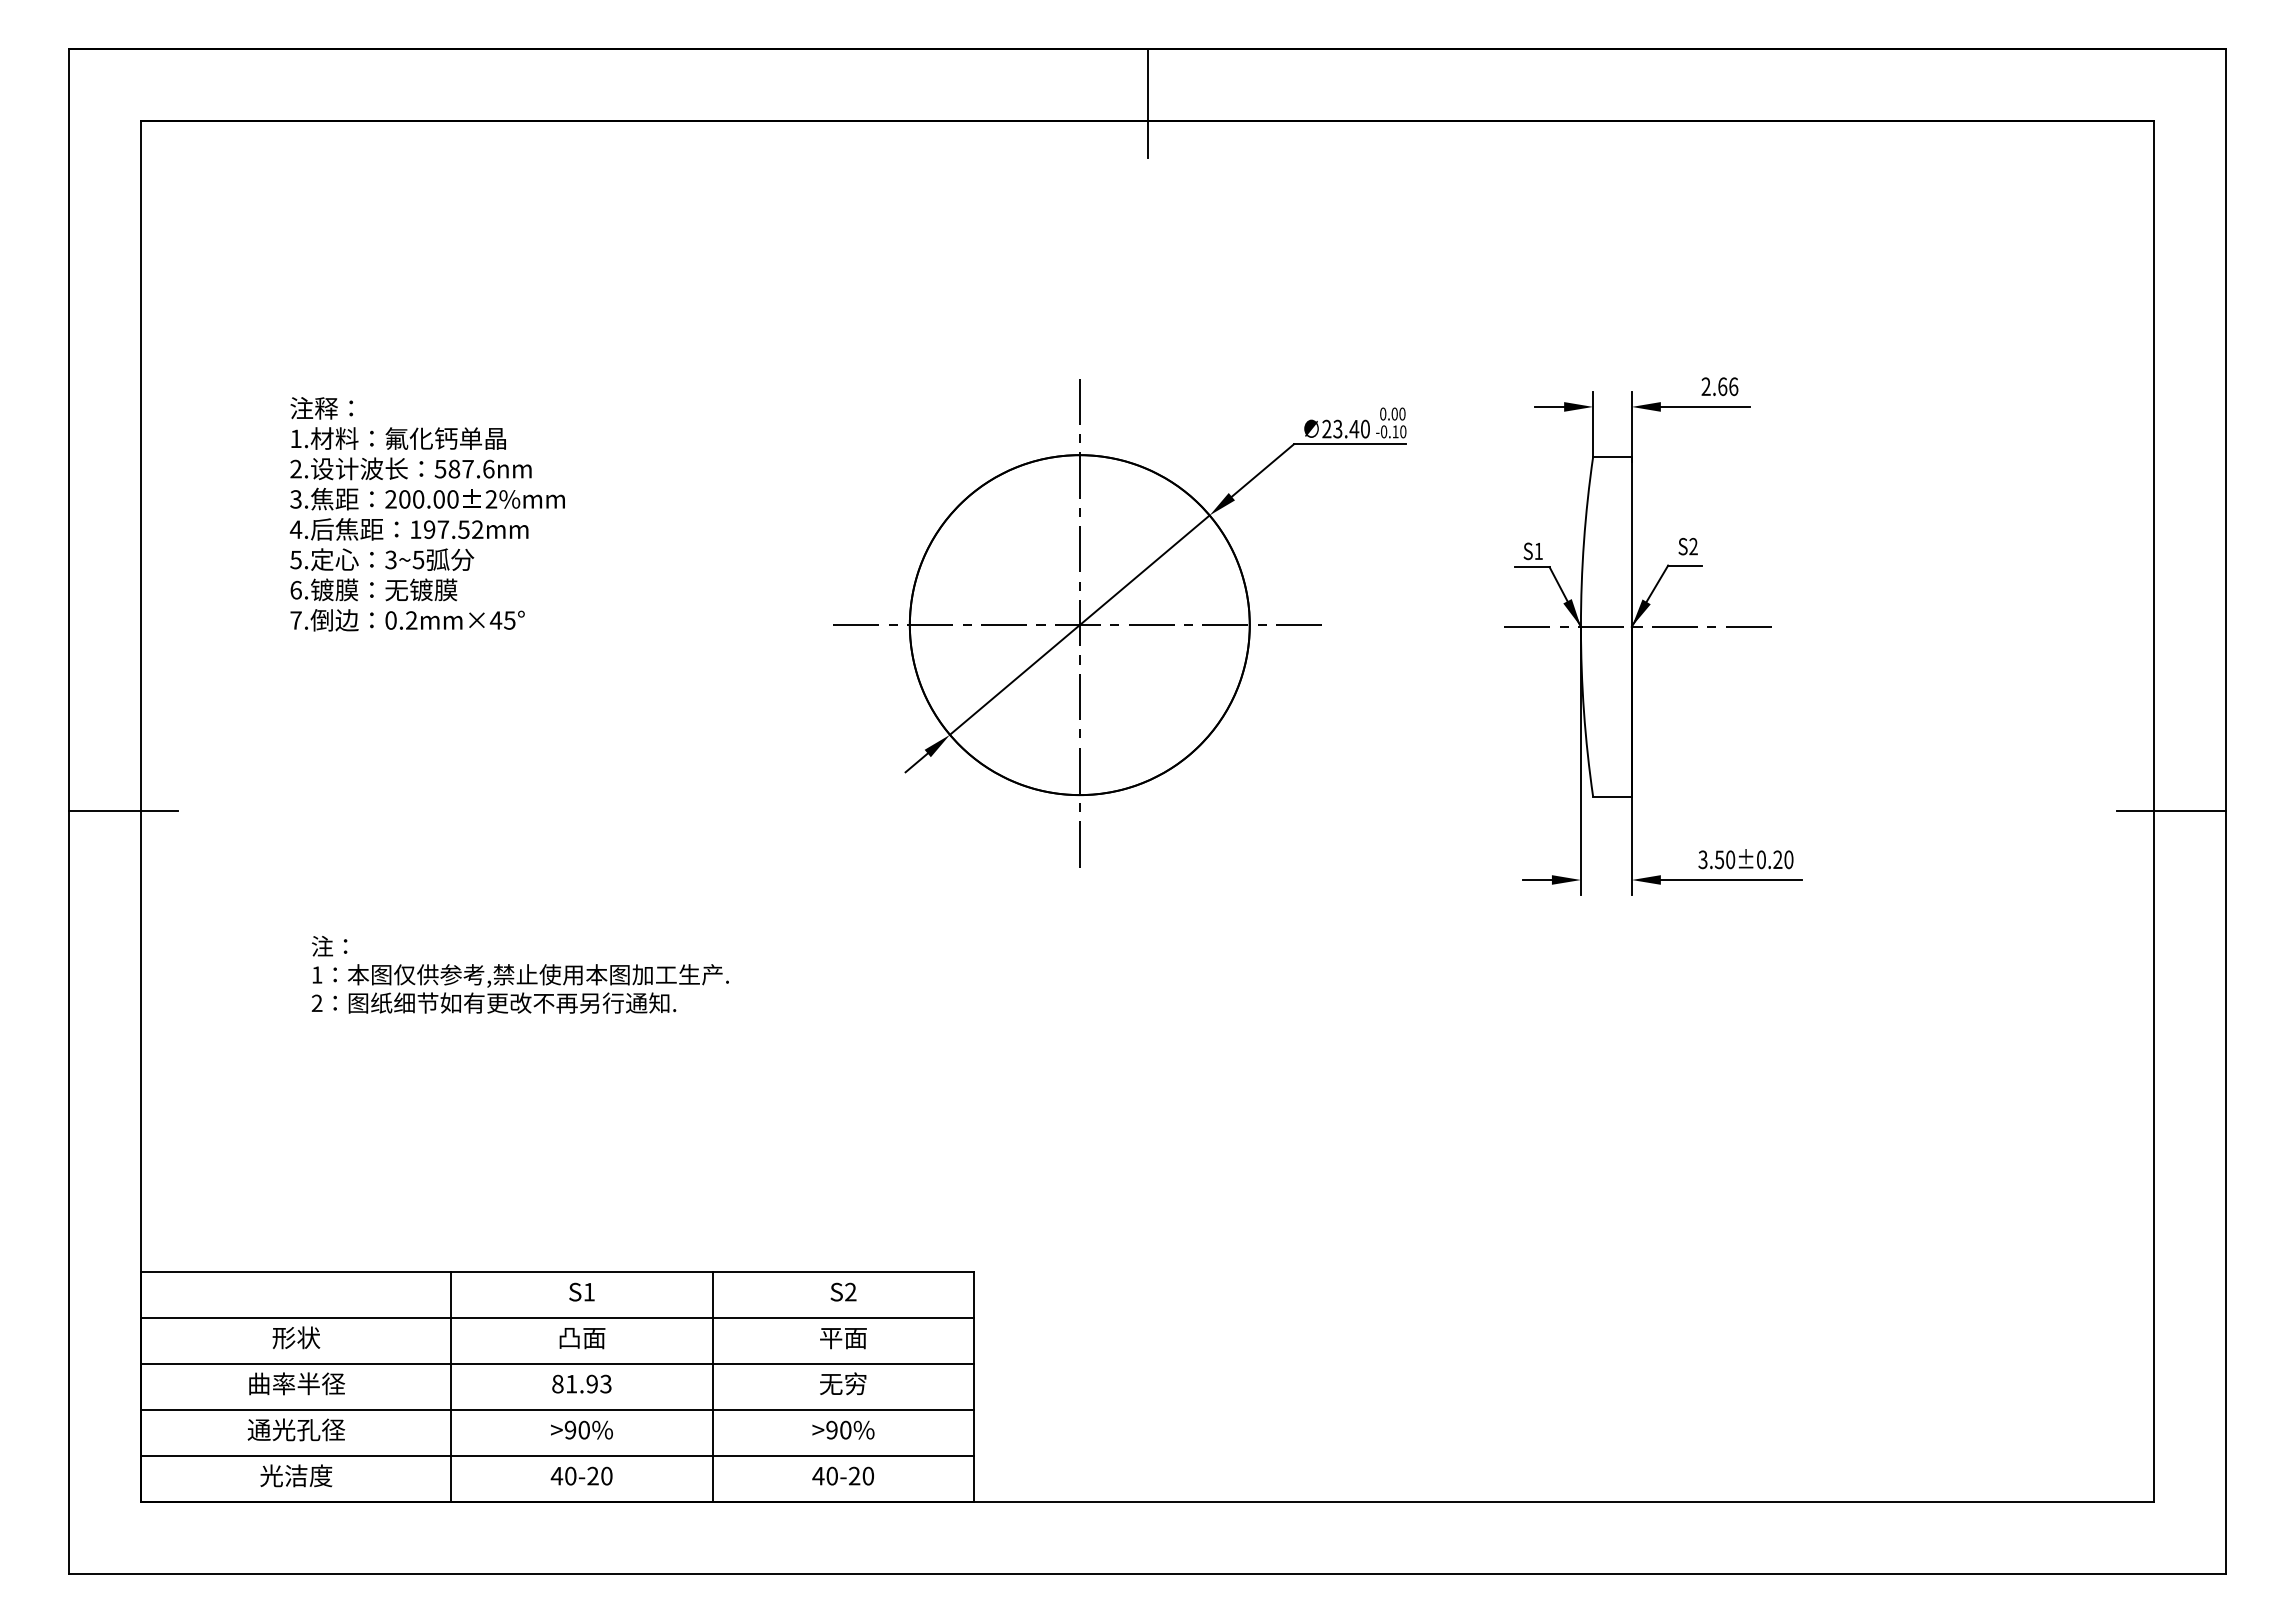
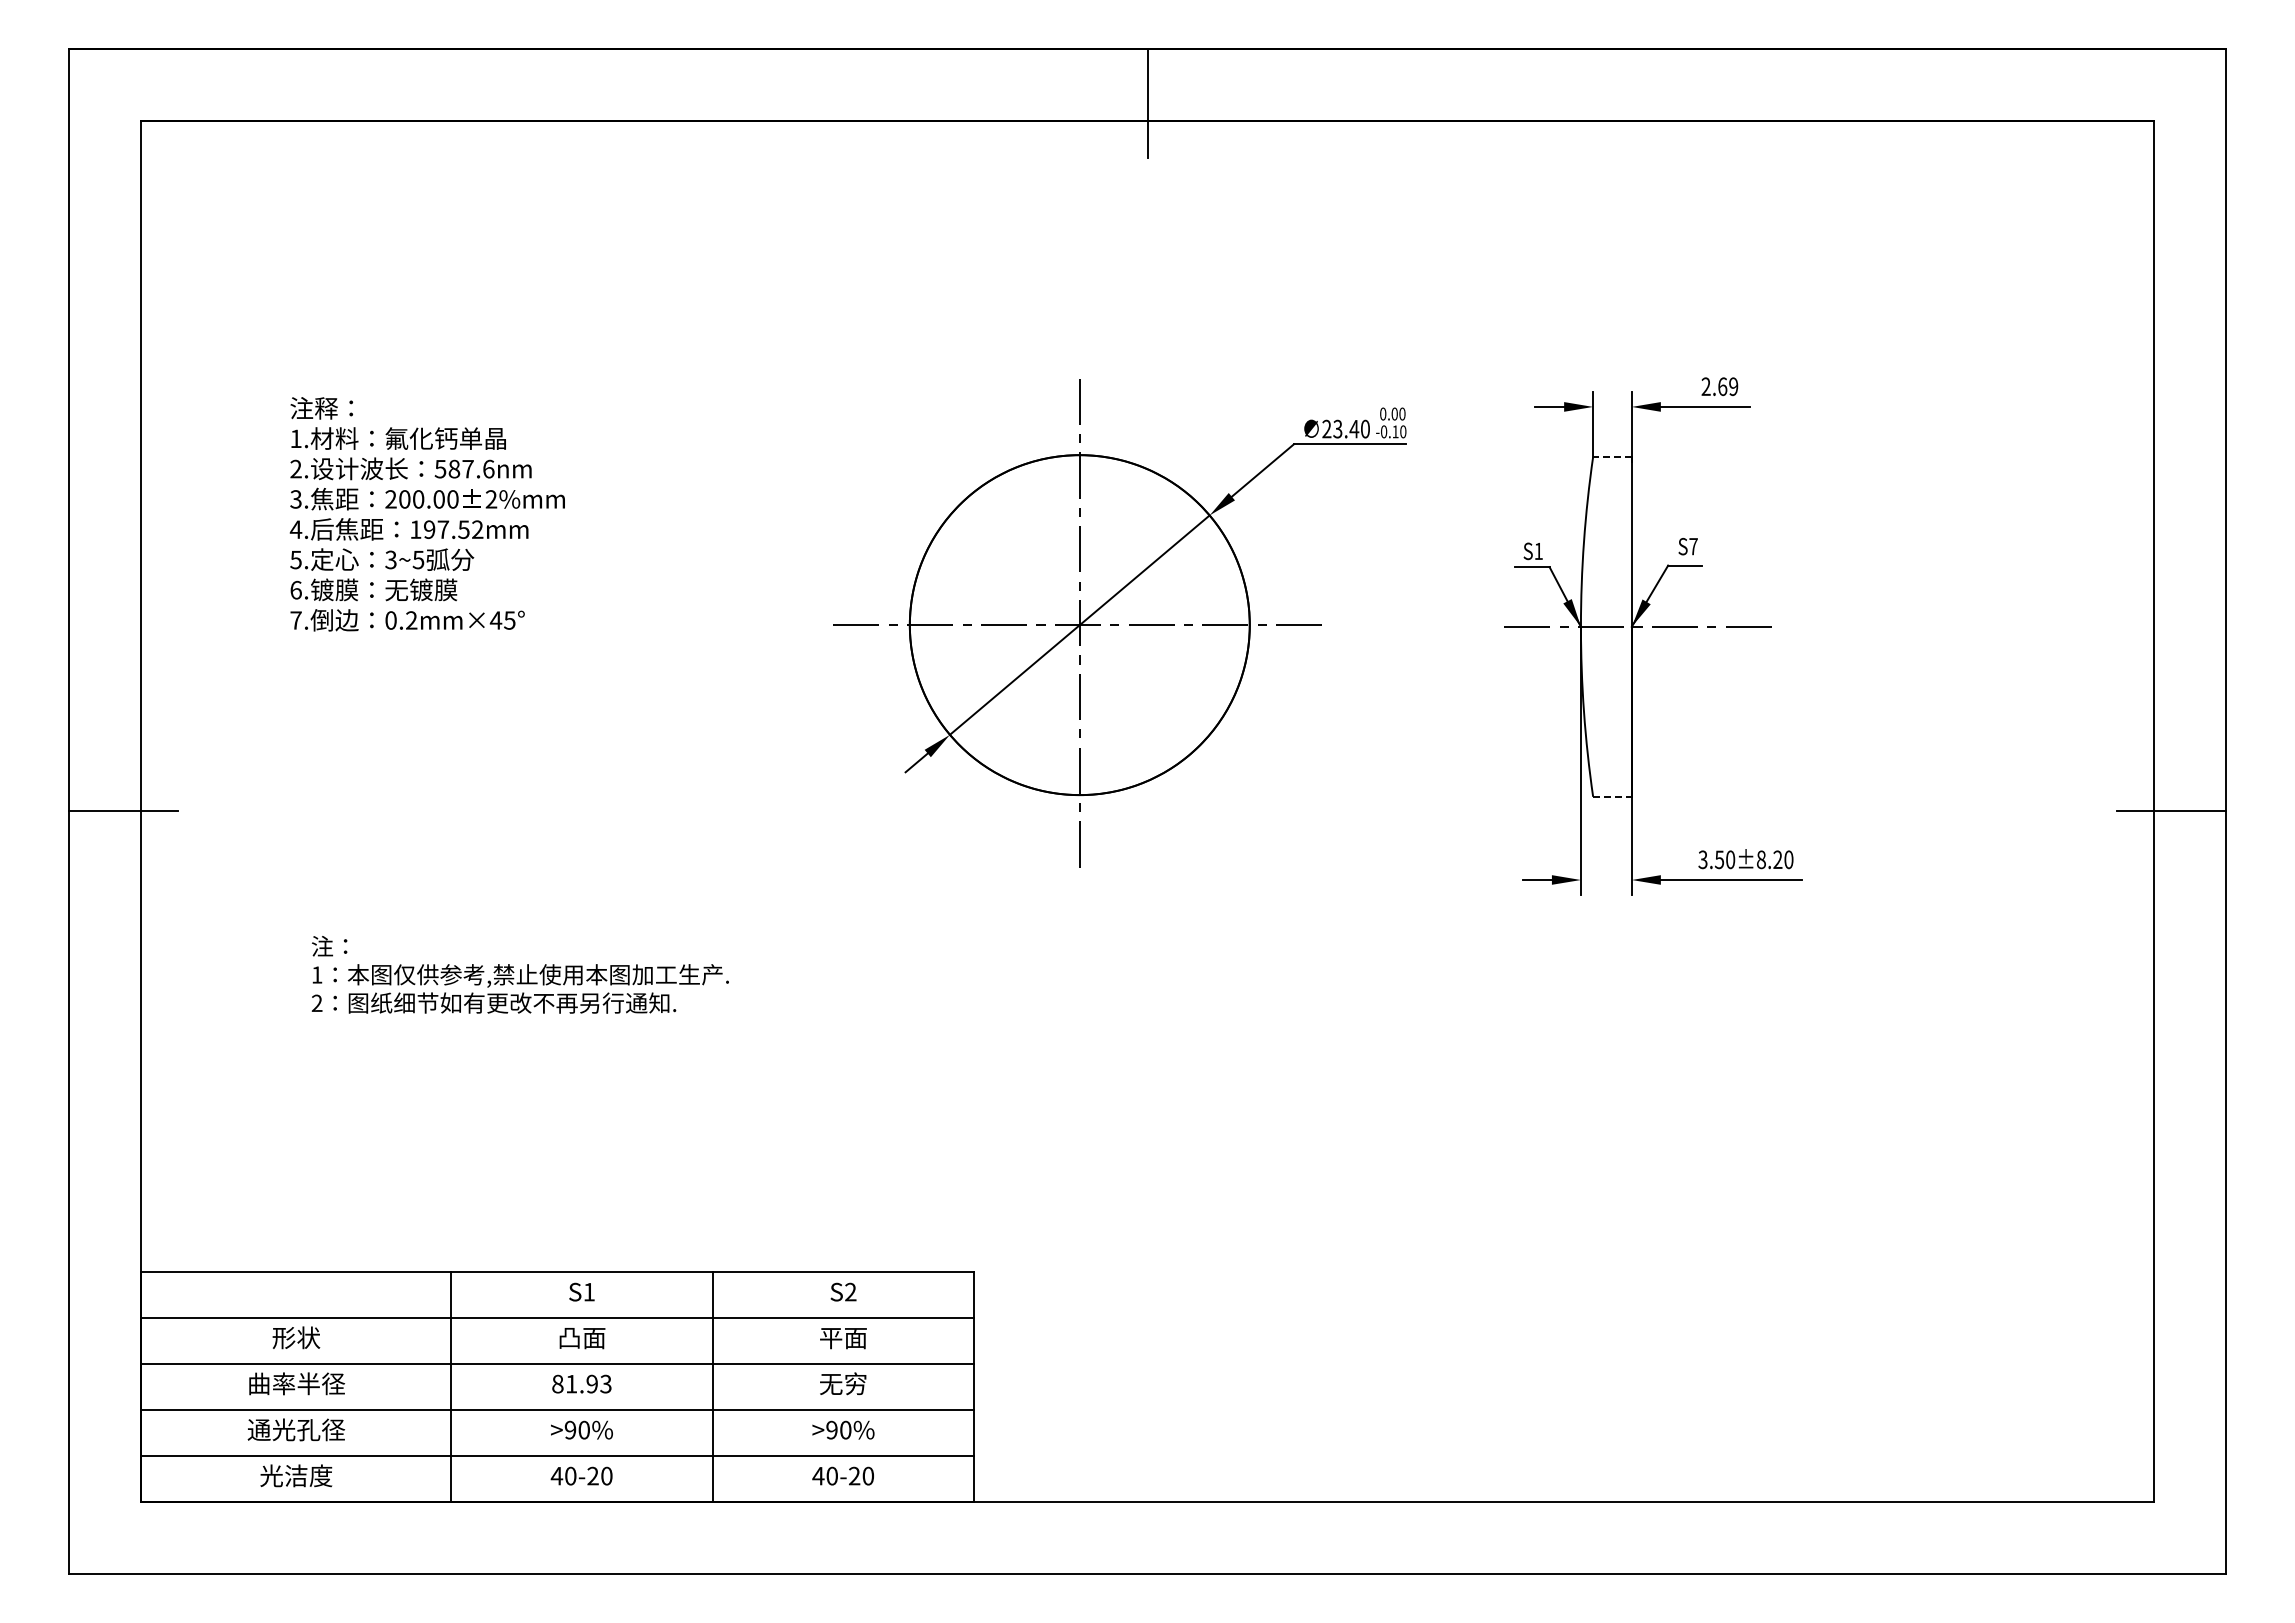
text: 2.66 -> 2.69 (1733, 386)
line: solid -> dashed (1611, 456)
text: S2 -> S7 (1693, 546)
line: solid -> dashed (1612, 796)
text: 3.50±0.20 -> 3.50±8.20 (1761, 859)
